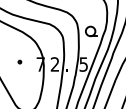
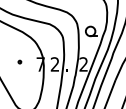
text: 5 -> 2 (83, 64)
